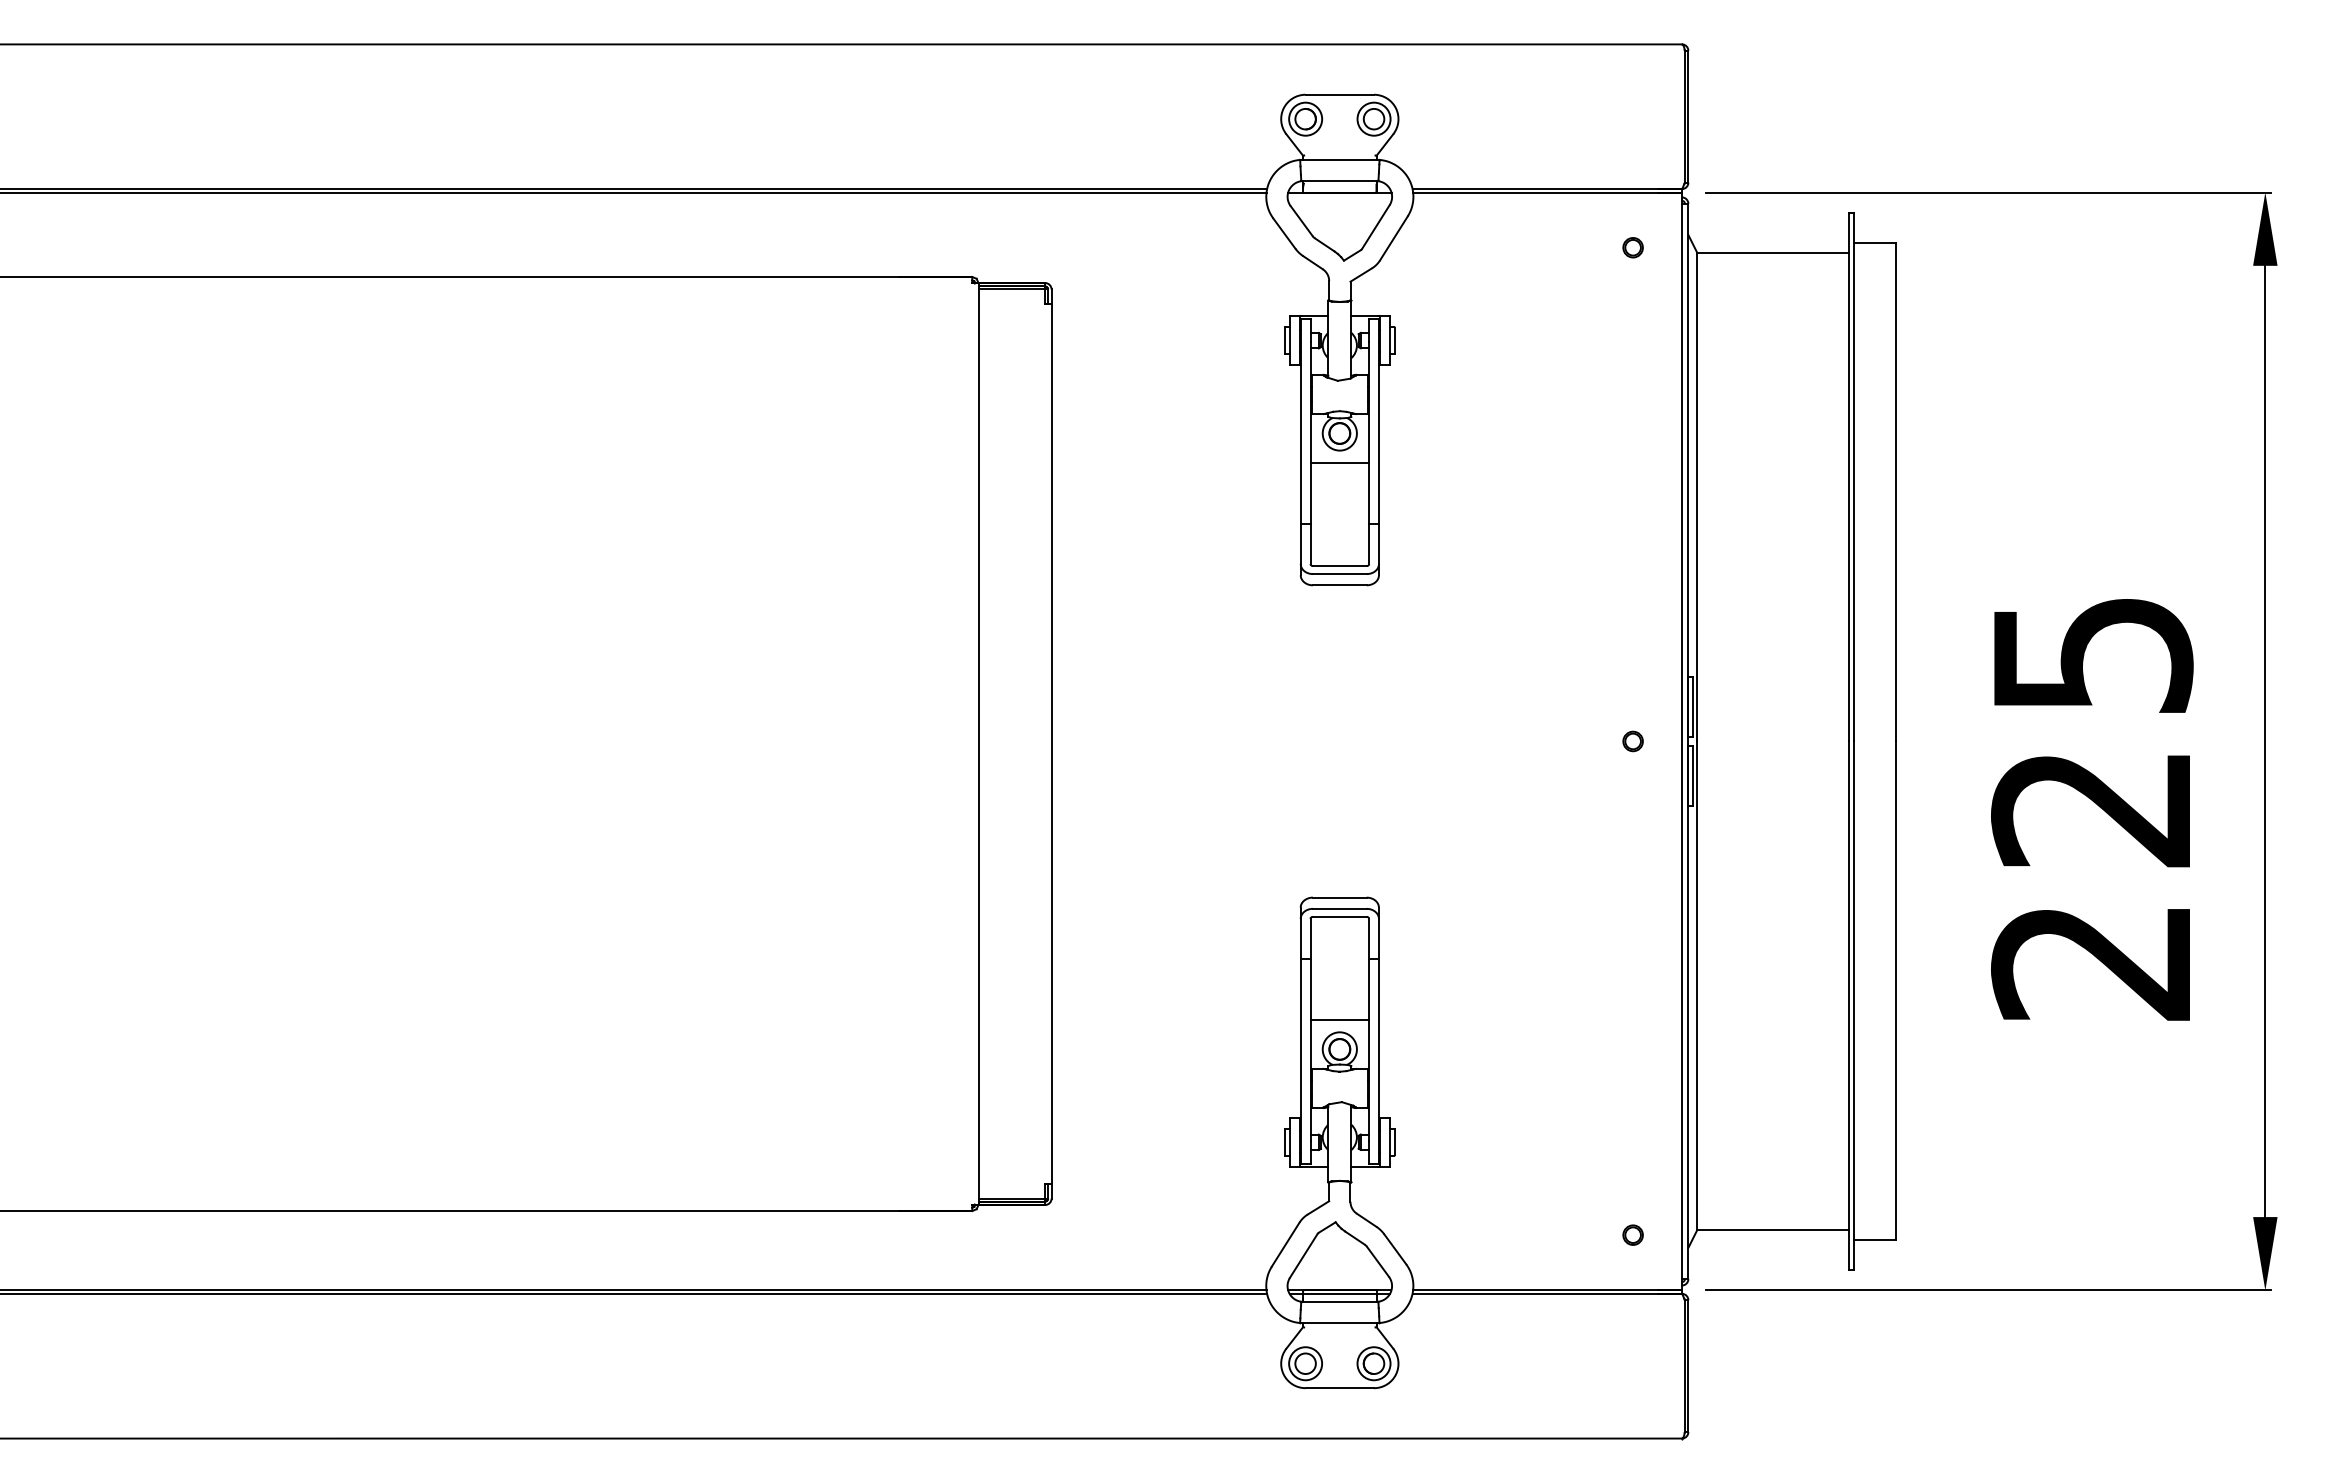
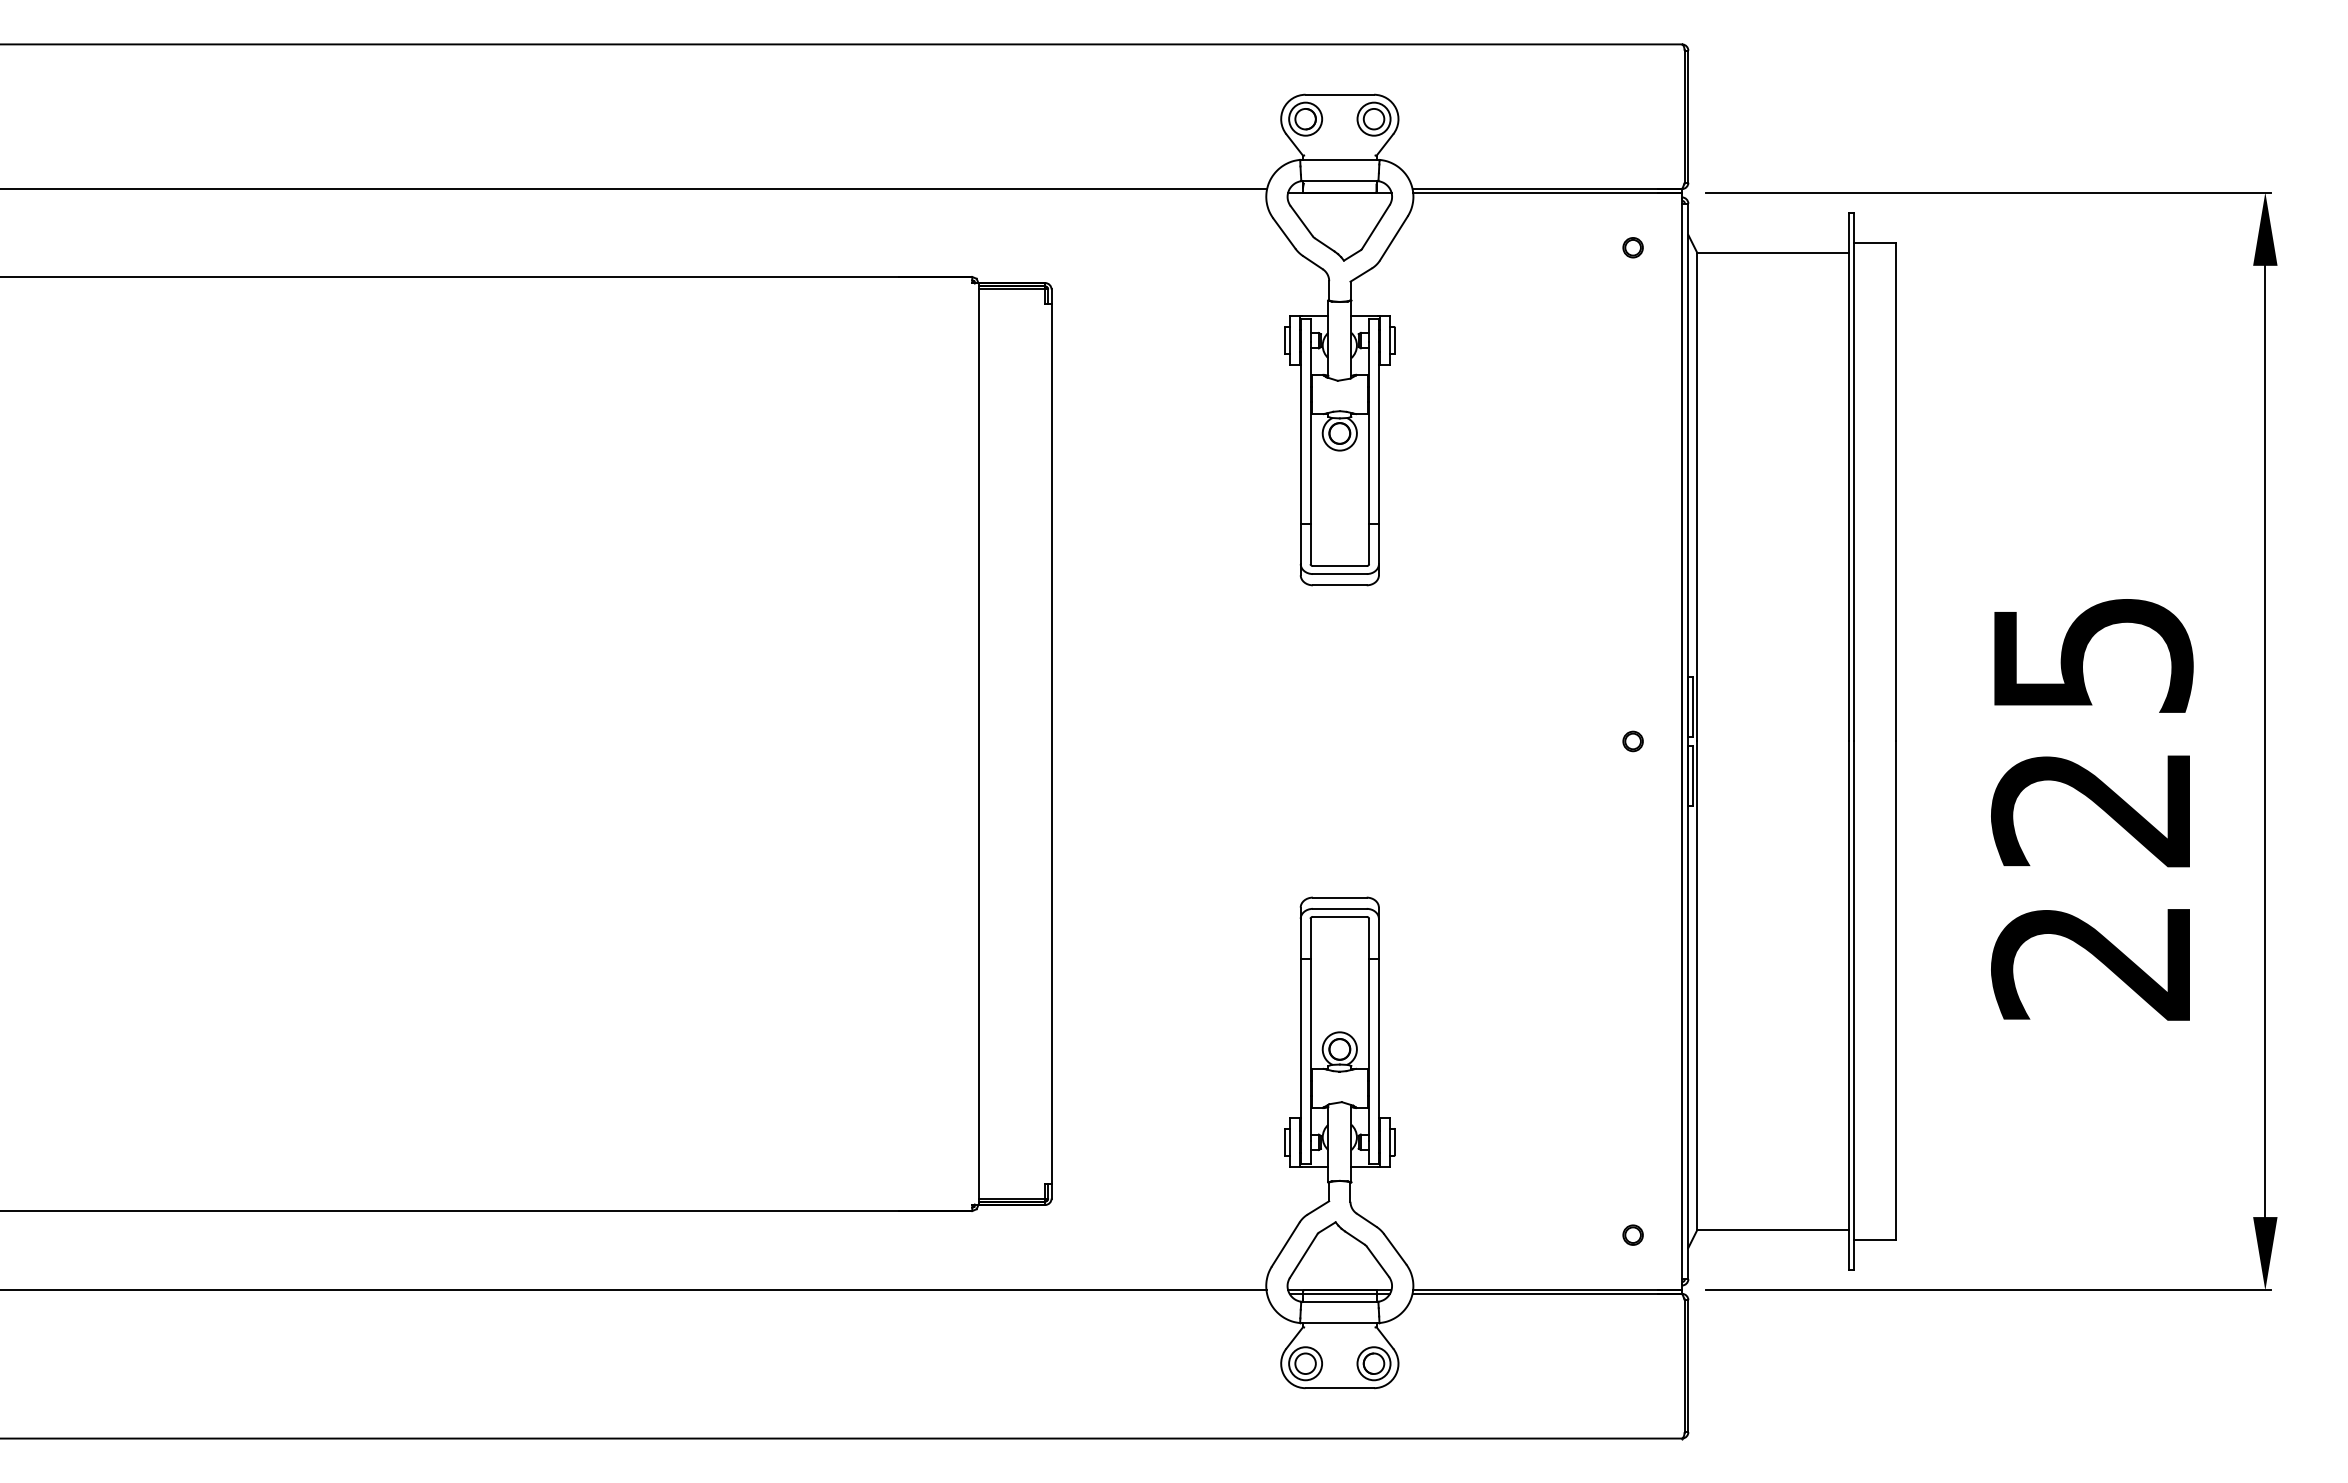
line: present -> none (634, 192)
line: present -> none (1339, 462)
line: present -> none (1339, 1020)
line: present -> none (634, 1293)
